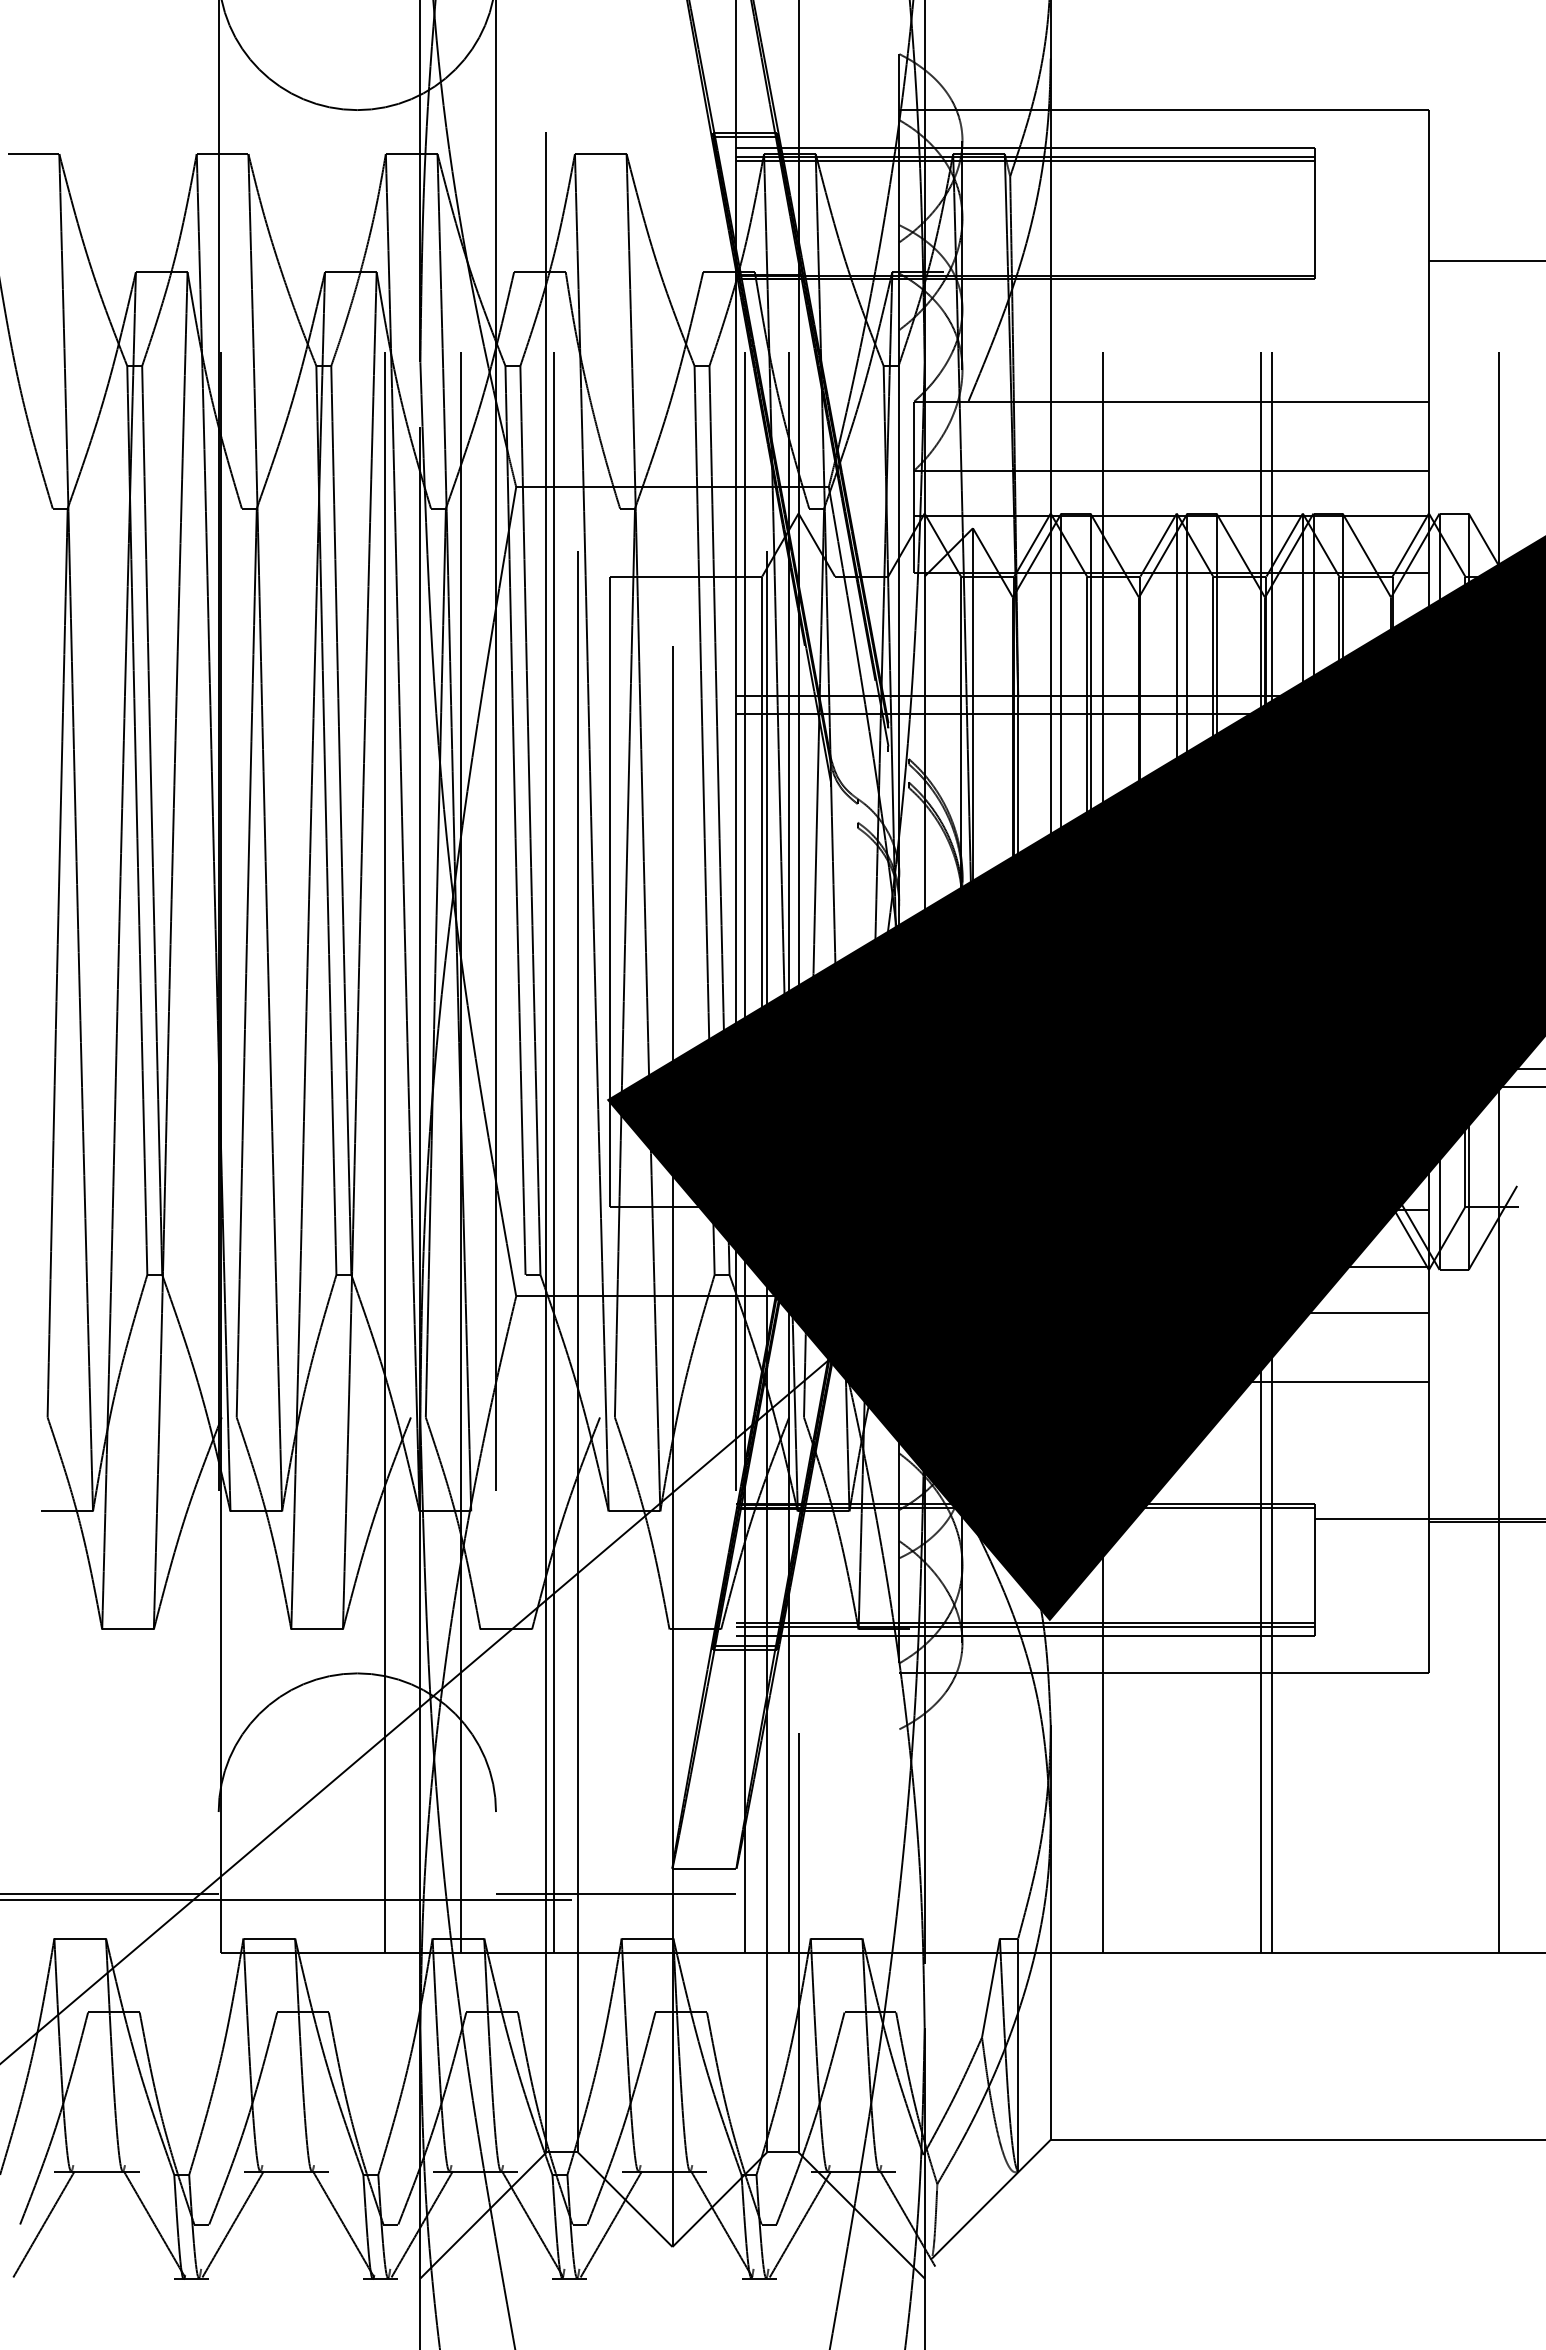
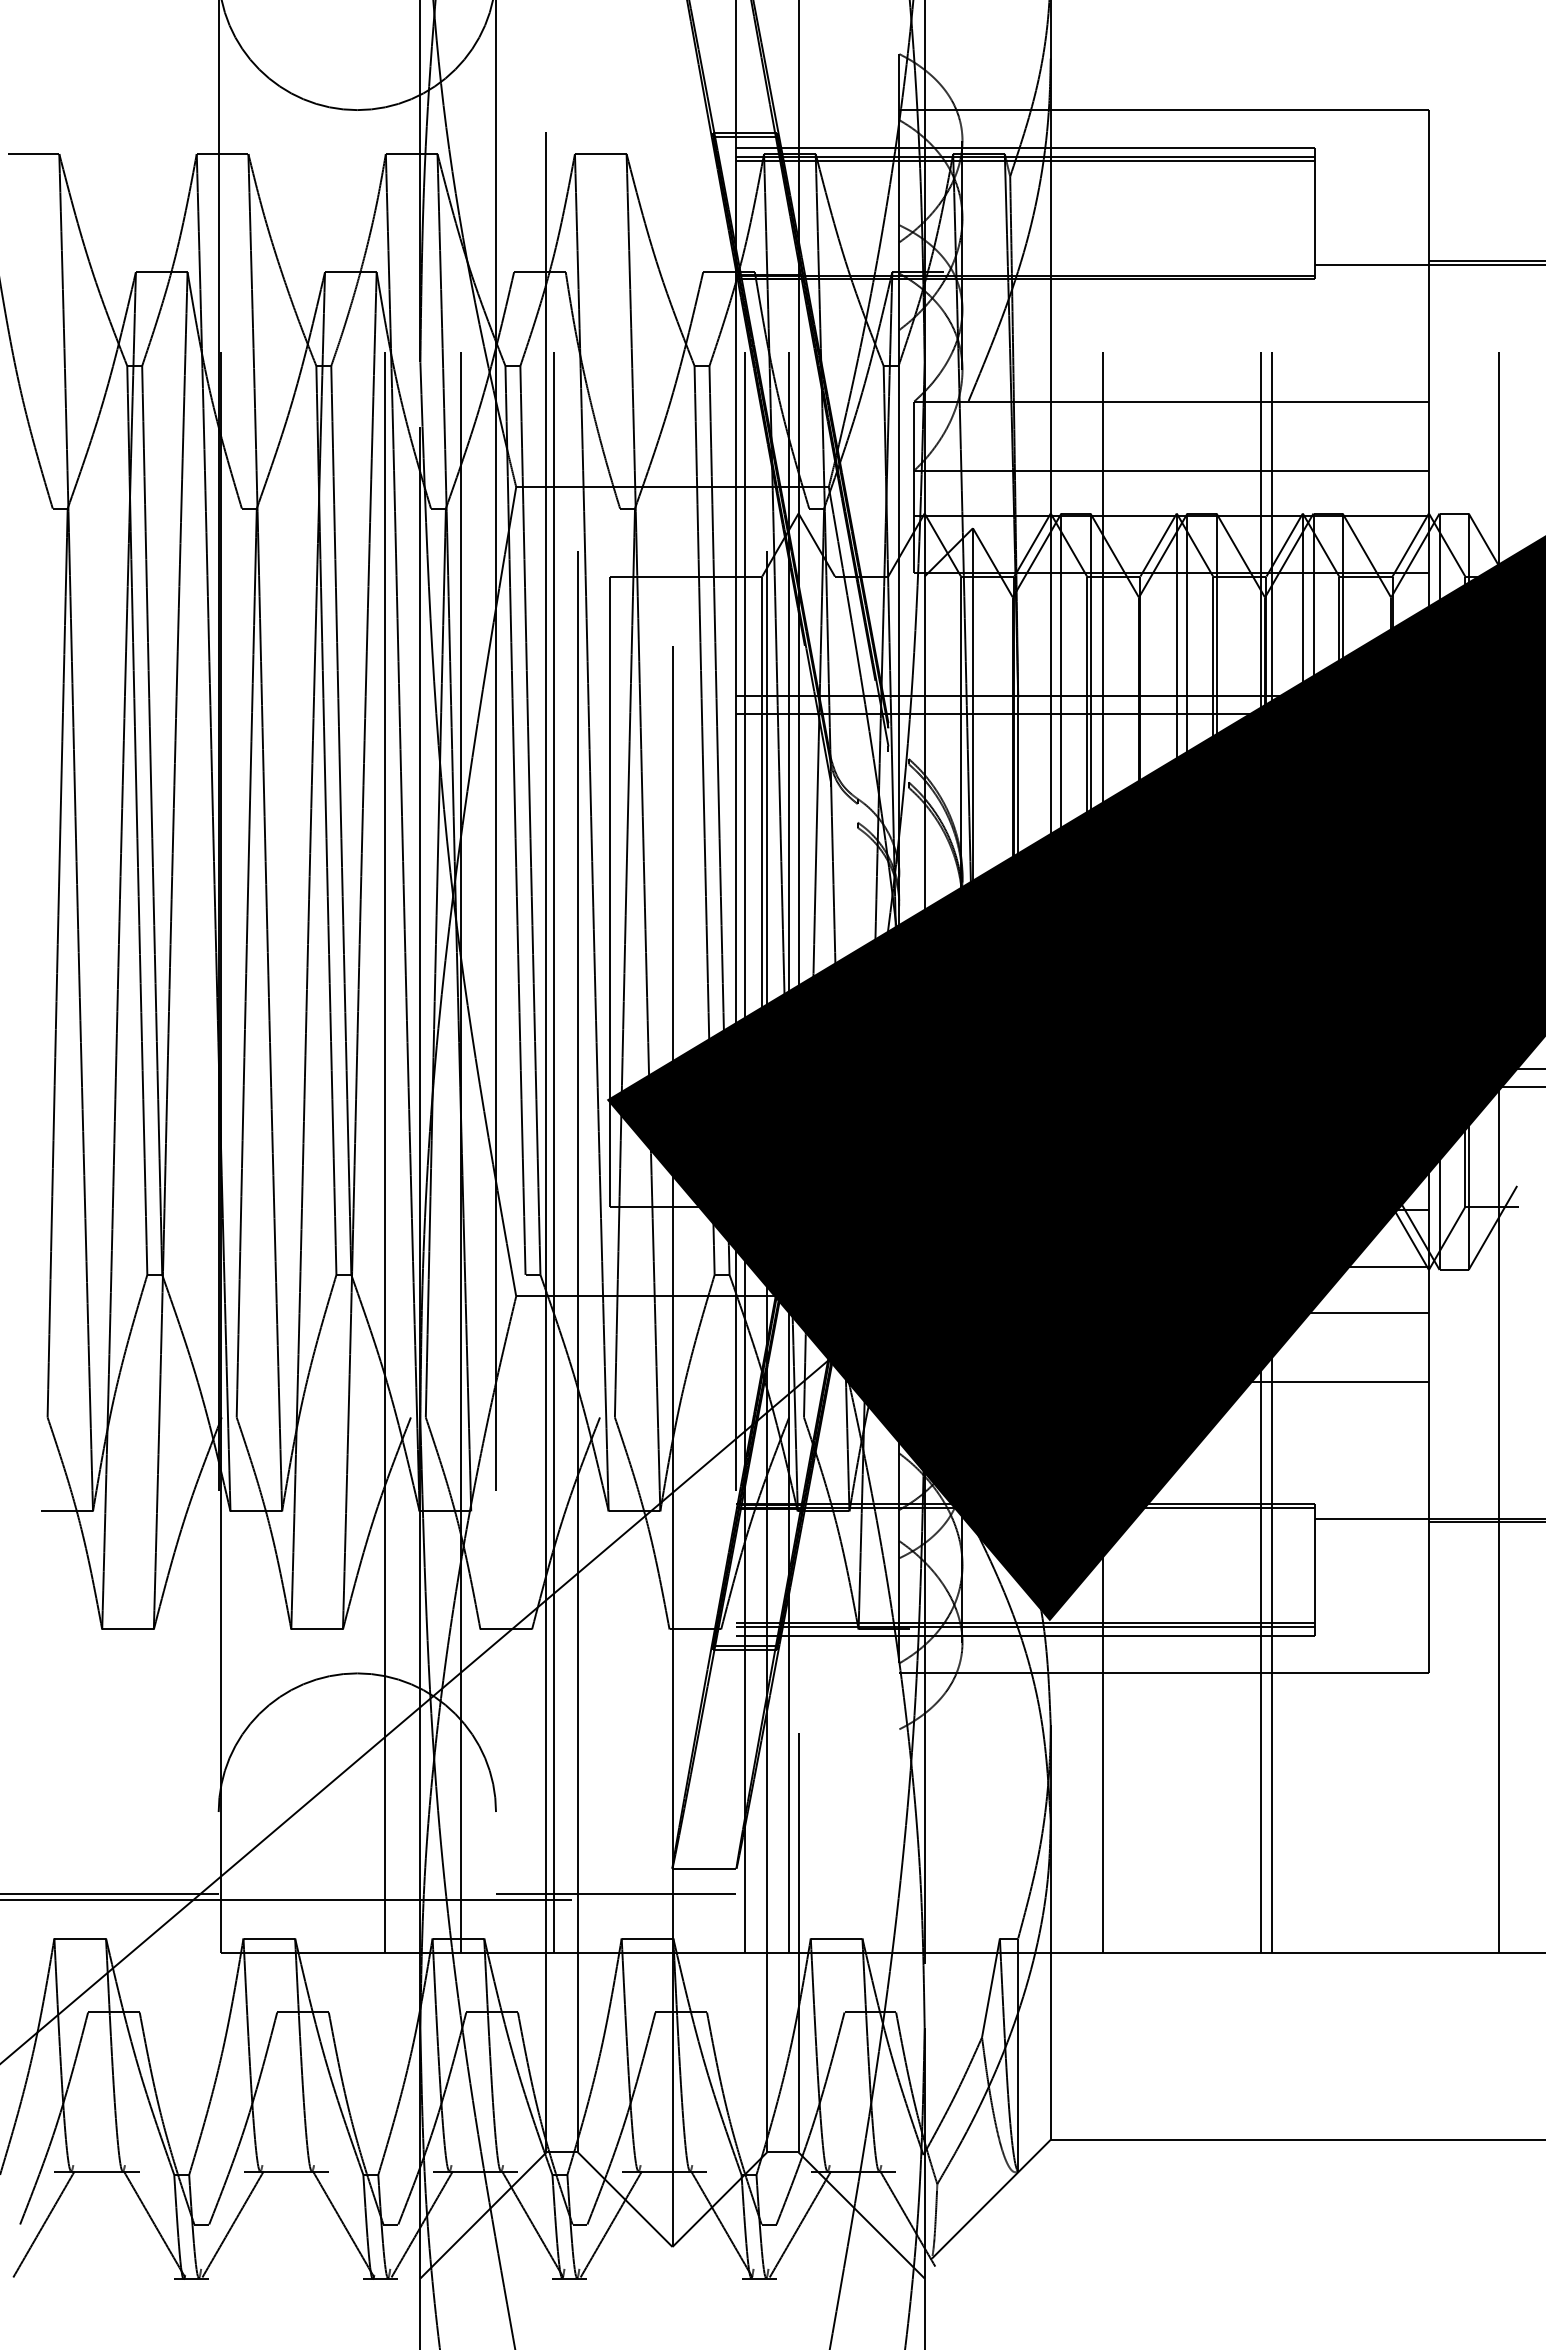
line: none -> present (1428, 264)
